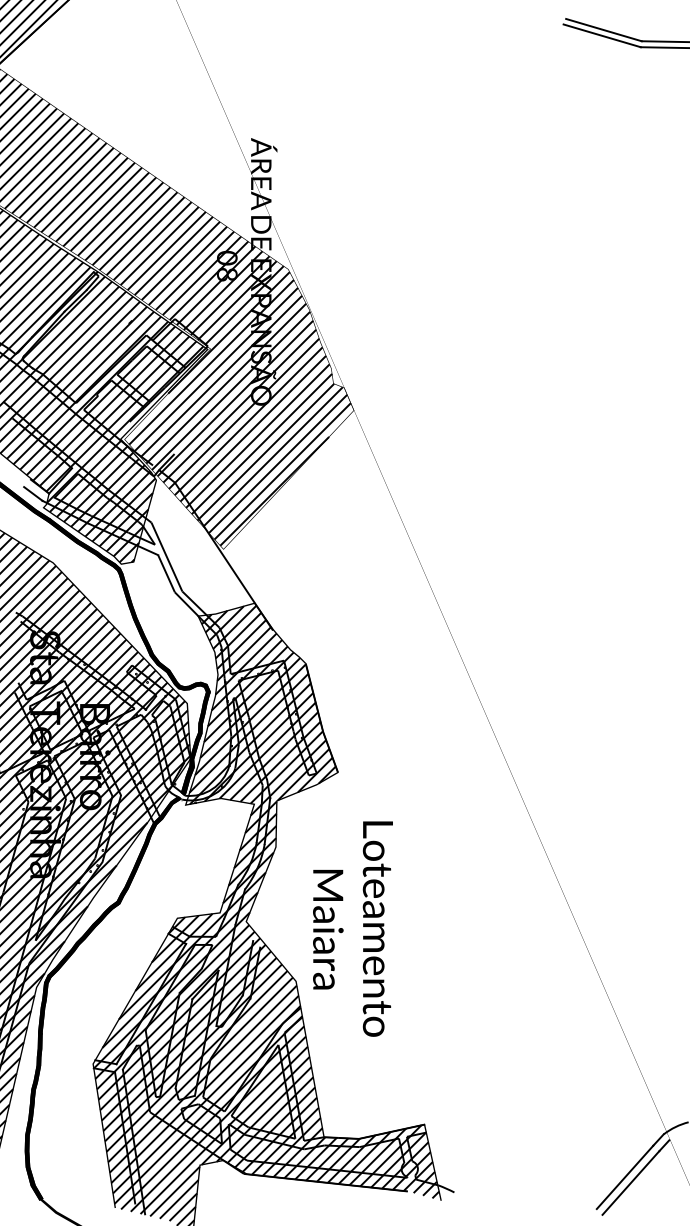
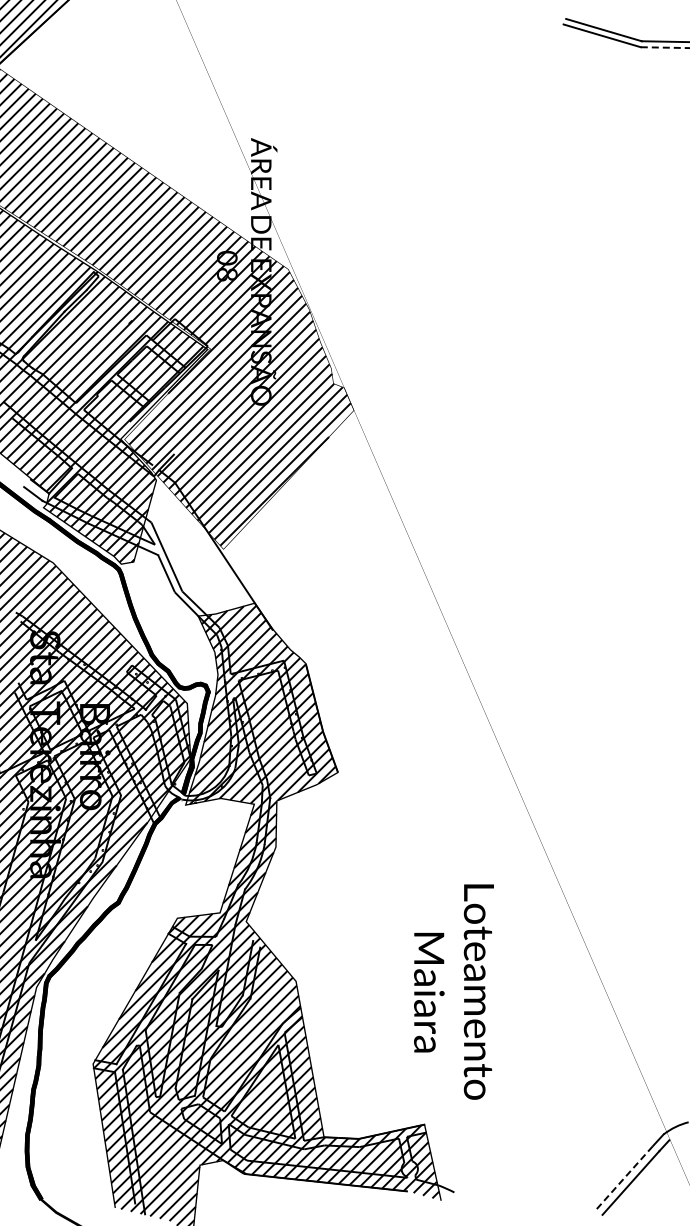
line: solid -> dashed (665, 47)
text position: (352, 928) -> (453, 991) (453, 991)
line: solid -> dashed (625, 1177)
